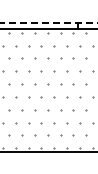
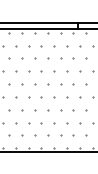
line: dashed -> solid (49, 22)
